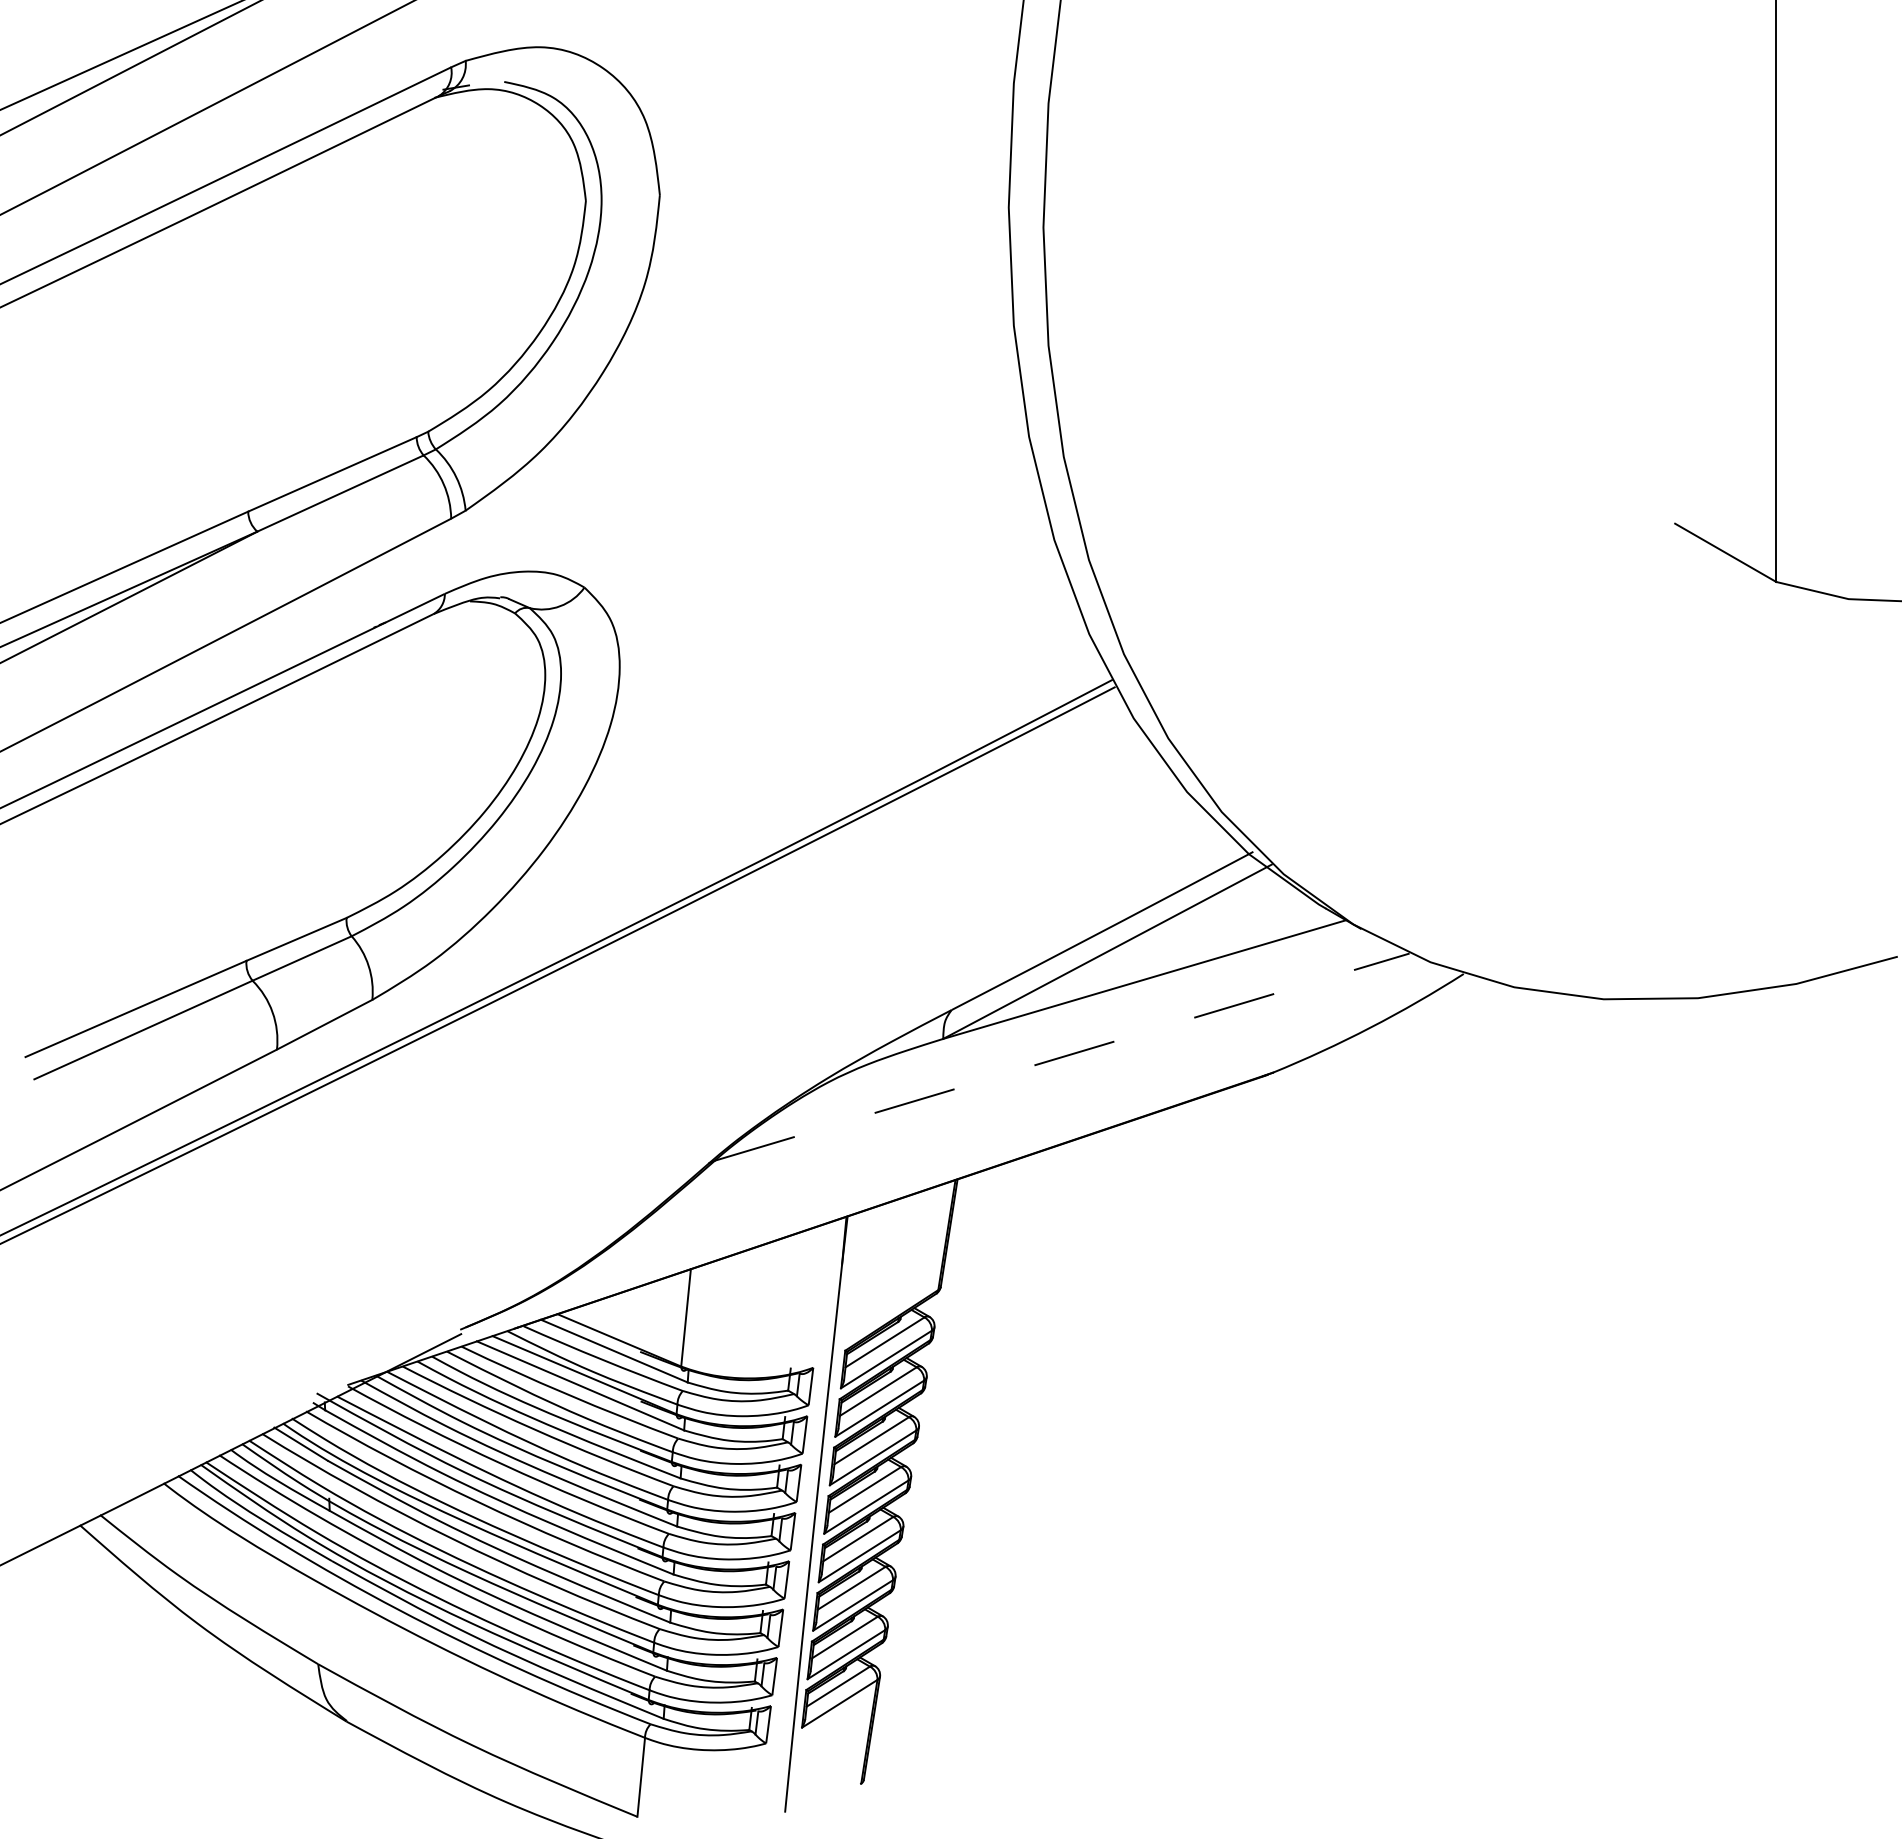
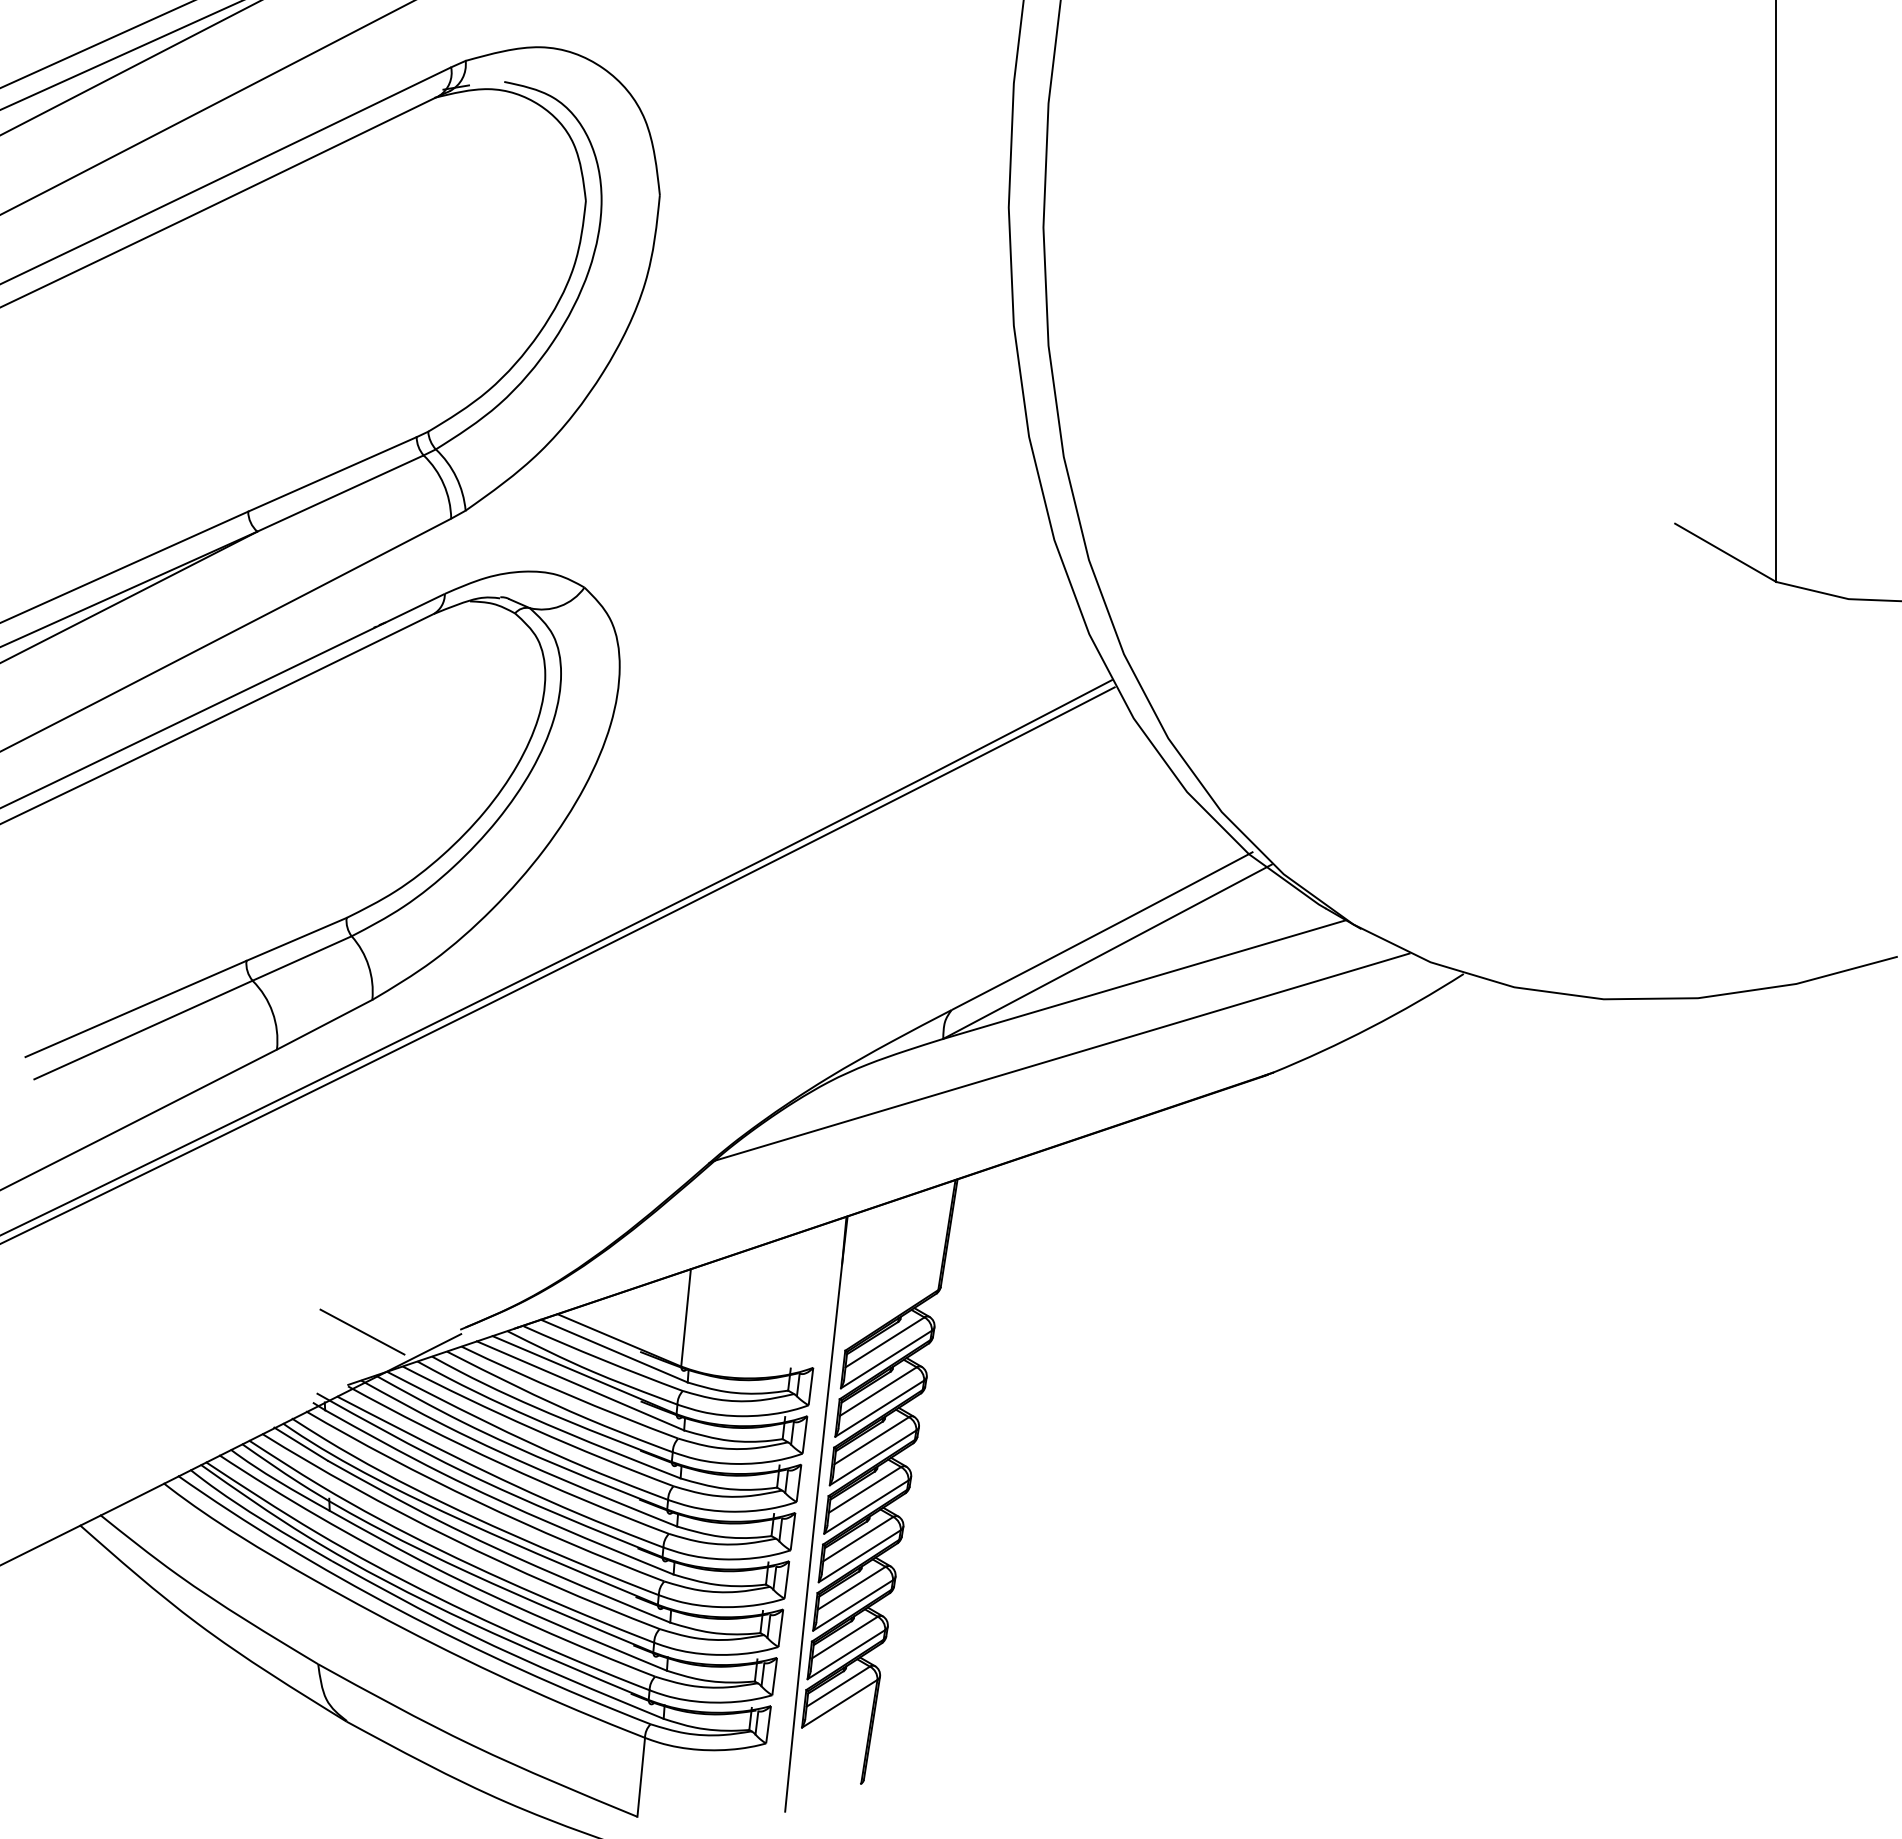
line: none -> present (96, 44)
line: dashed -> solid (1062, 1056)
line: none -> present (362, 1331)
